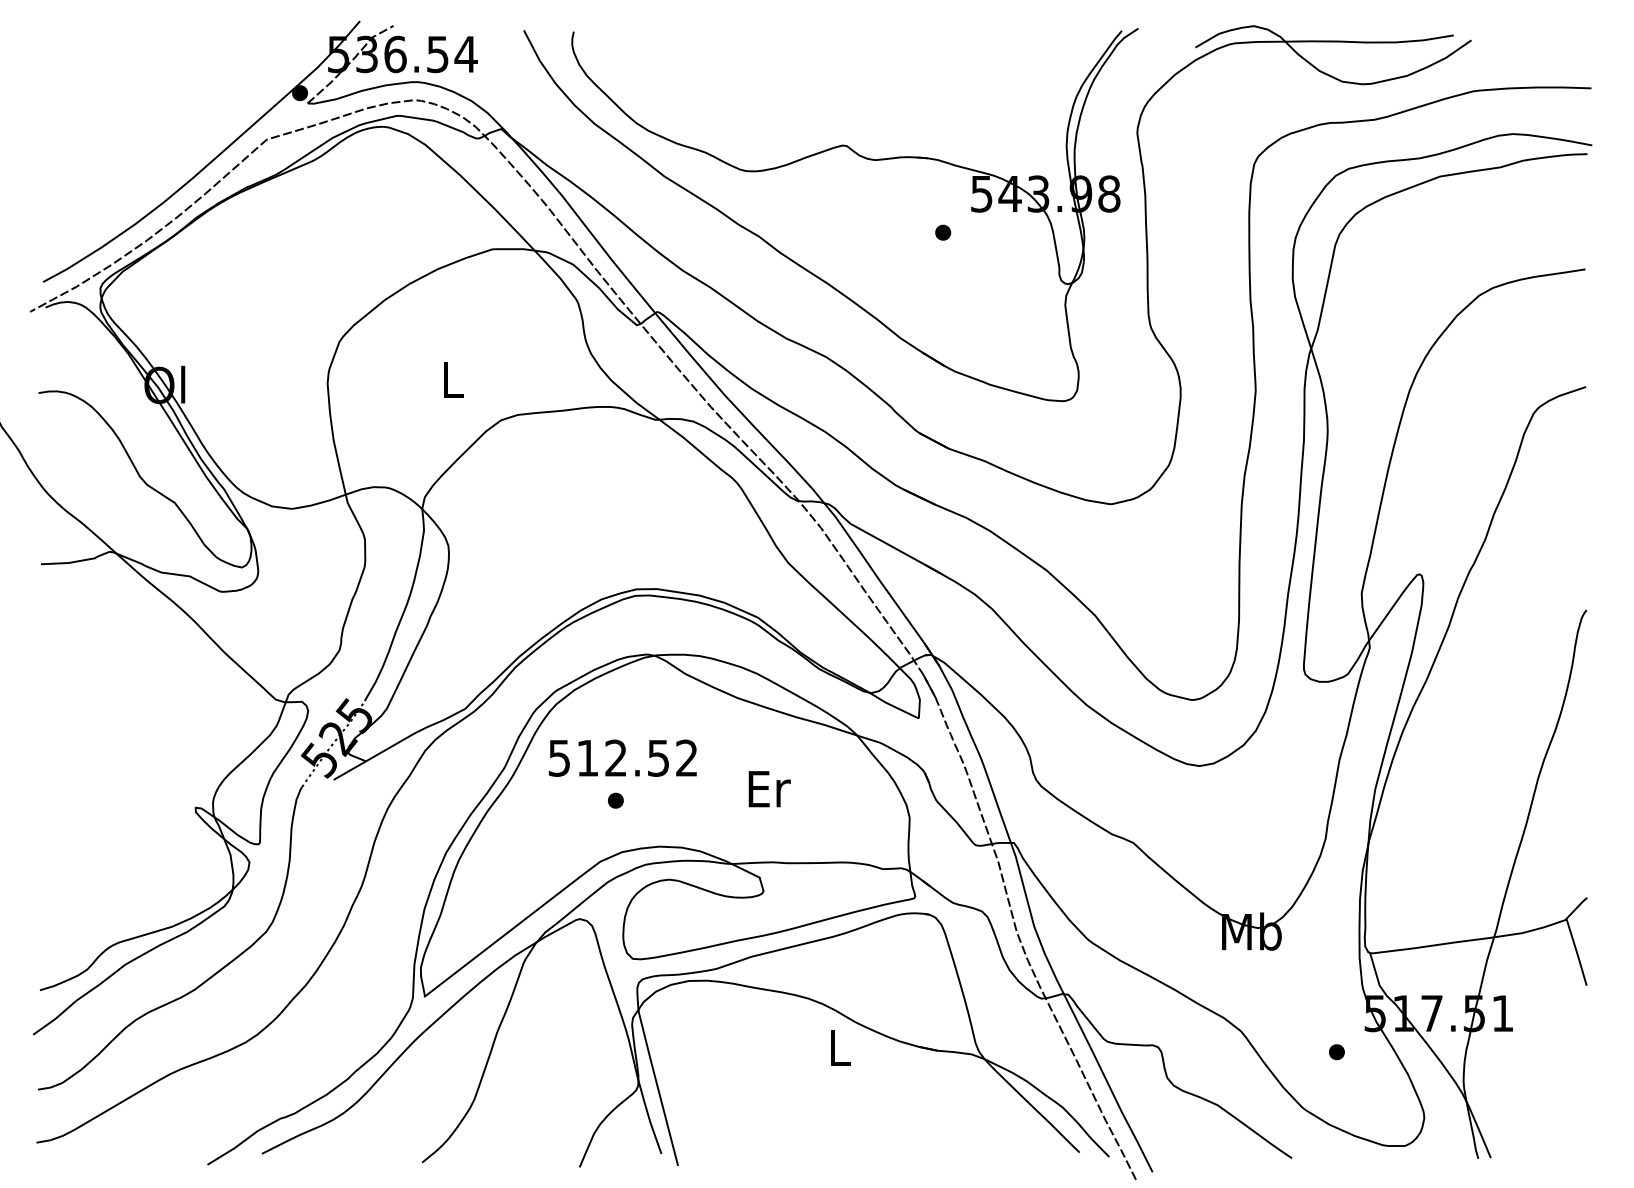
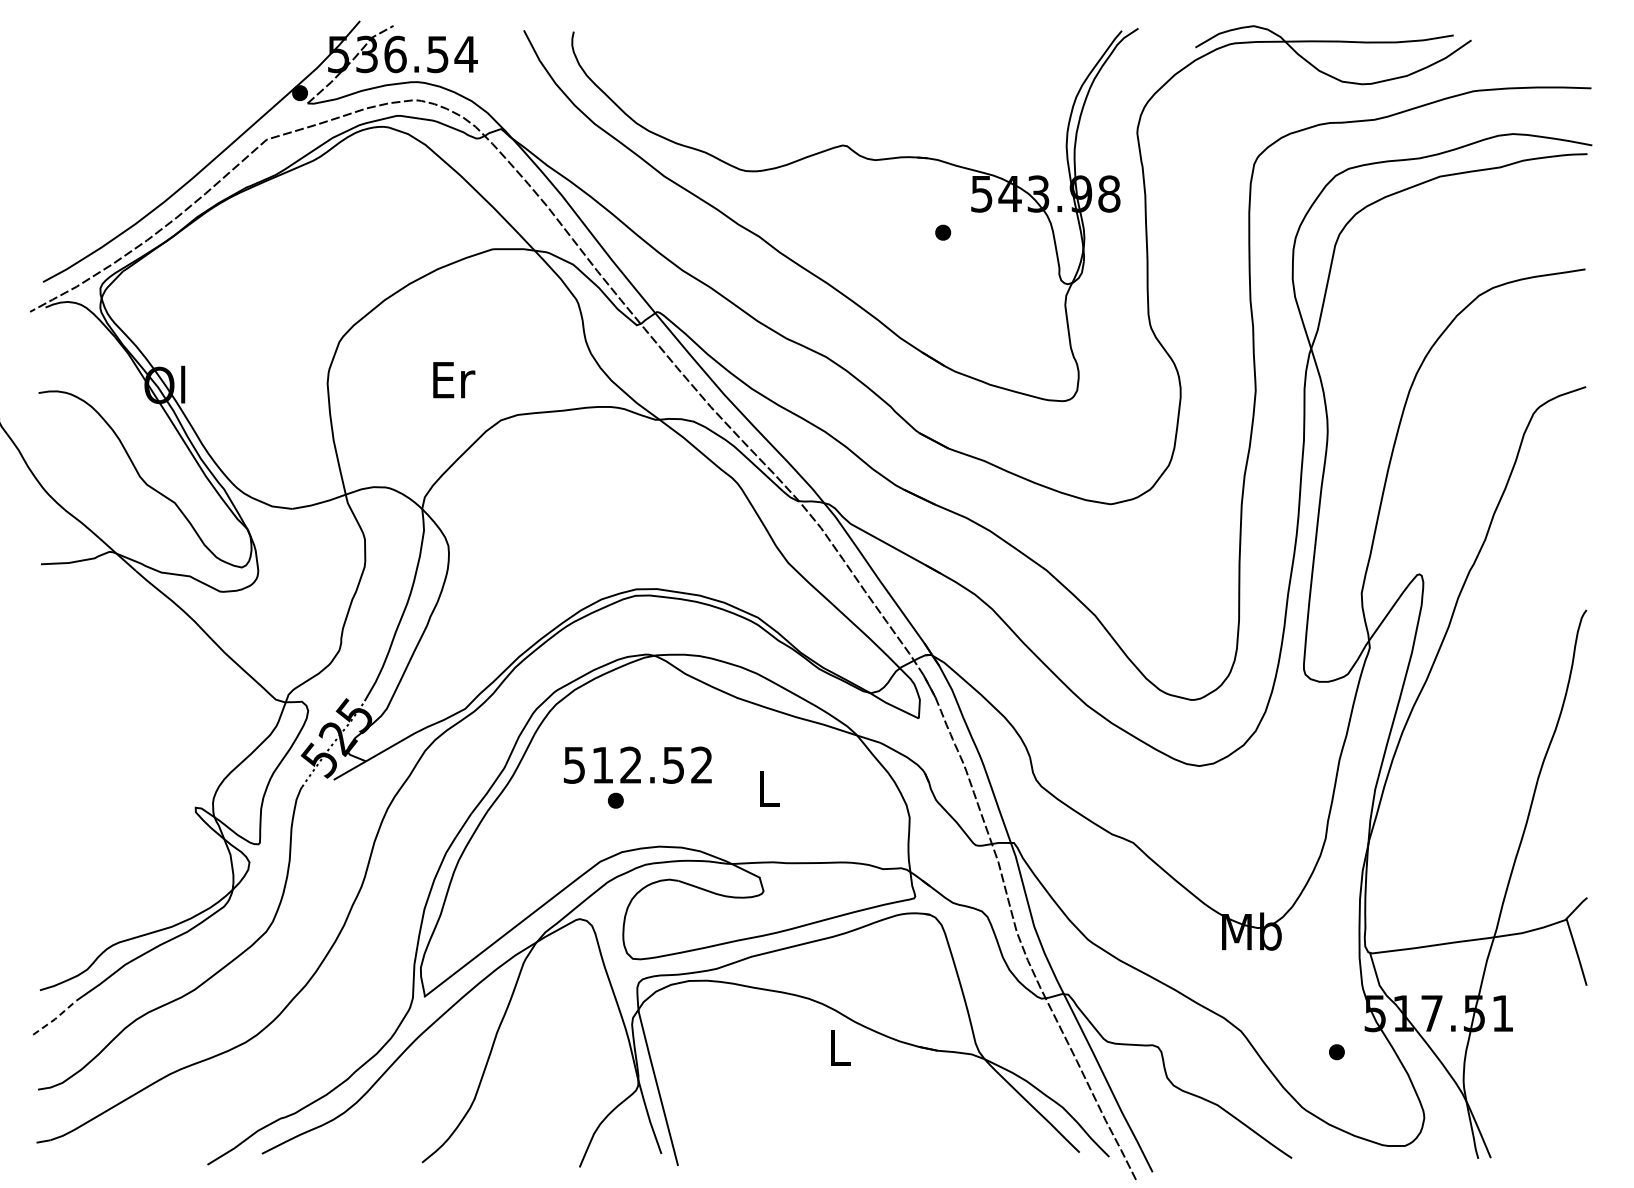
text: L -> Er (454, 380)
text position: (622, 757) -> (637, 764) (637, 764)
text: Er -> L (769, 789)
line: solid -> dashed (55, 1019)
